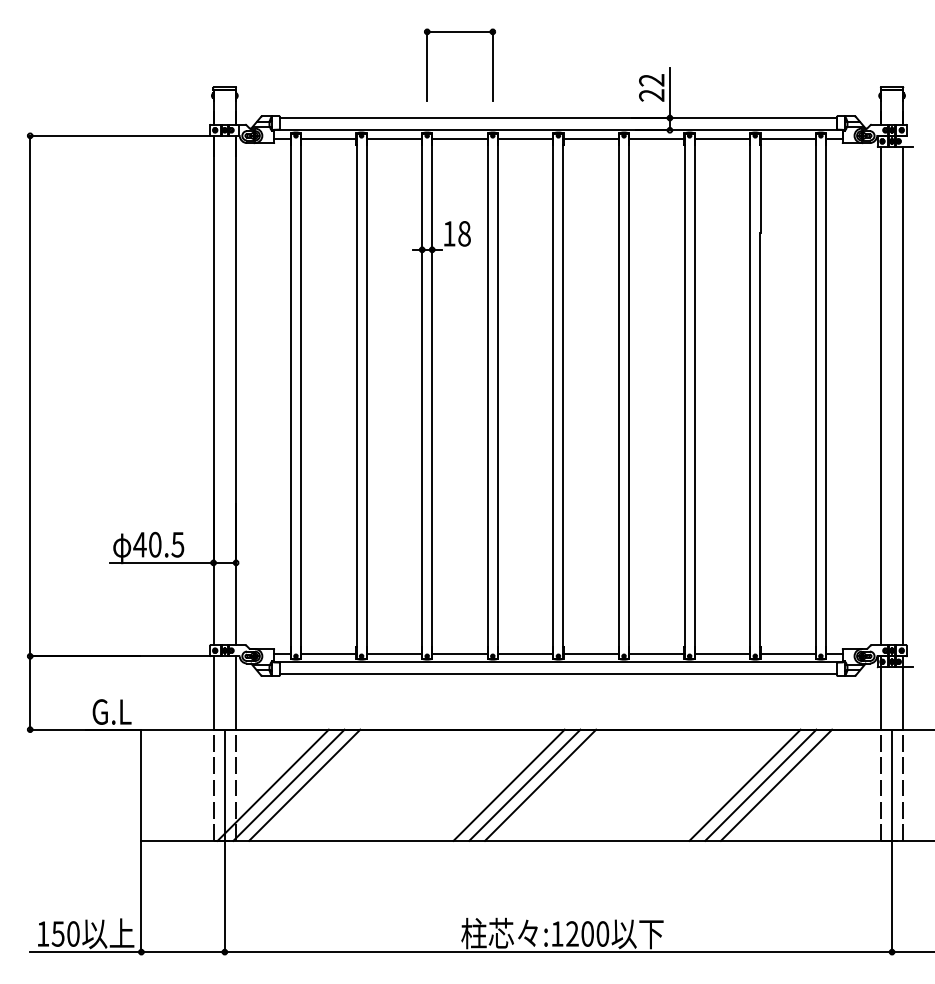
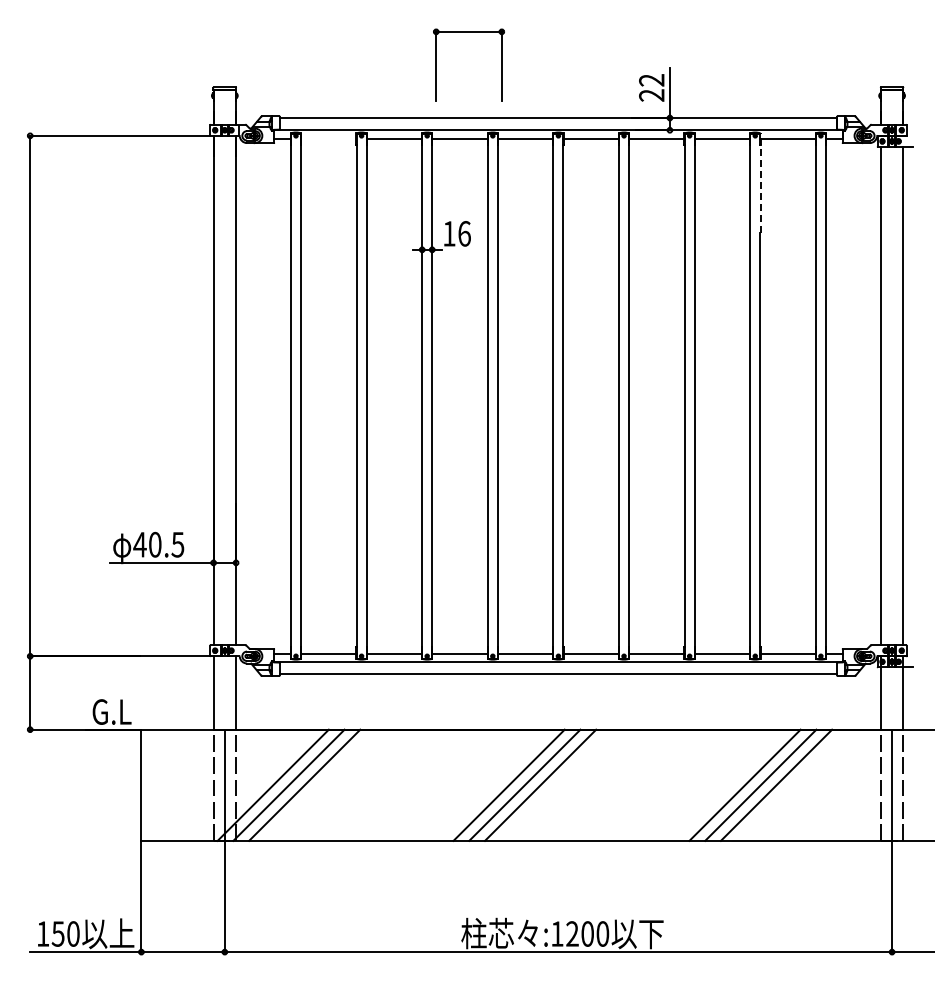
part position: (459, 32) -> (468, 32) (468, 32)
line: present -> none (328, 138)
line: solid -> dashed (760, 183)
text: 18 -> 16 (464, 233)
